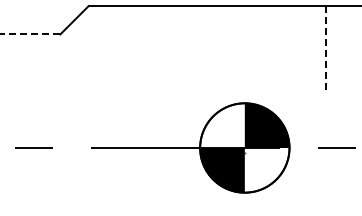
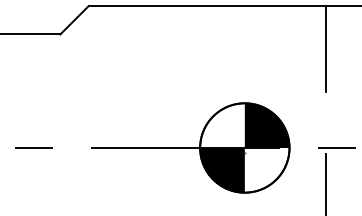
line: dashed -> solid (30, 34)
line: dashed -> solid (326, 49)
line: none -> present (326, 183)
